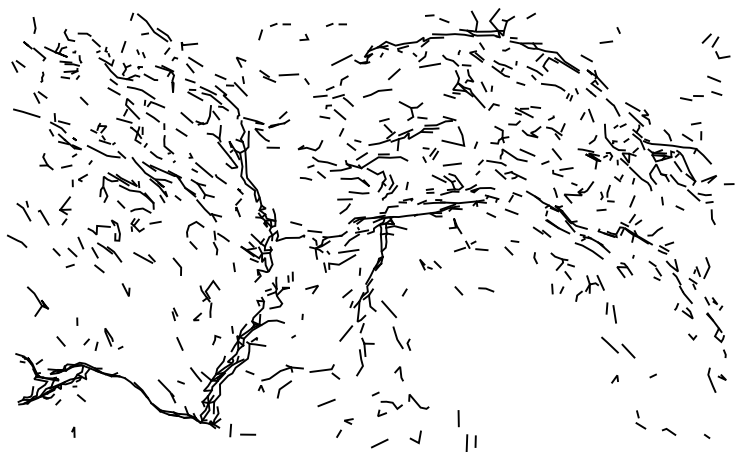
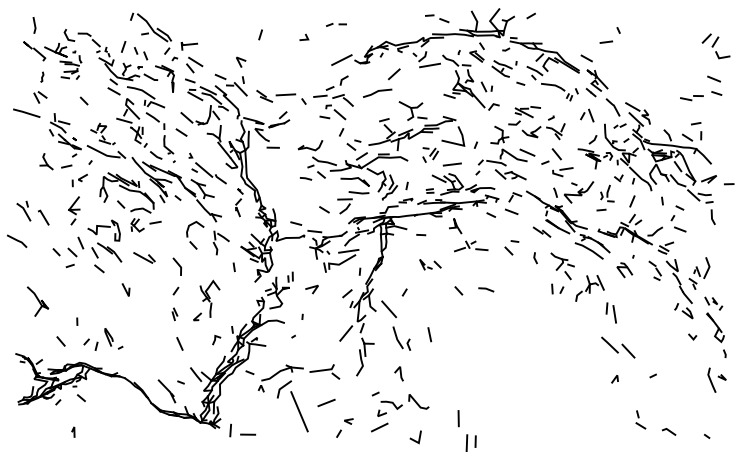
part: present -> none (280, 24)
part size: 10x10 px -> 16x14 px (140, 53)
part: present -> none (18, 66)
part position: (284, 76) -> (281, 96) (281, 96)
line: none -> present (324, 209)
part position: (65, 210) -> (74, 210) (74, 210)
part: none -> present (678, 223)
line: none -> present (421, 235)
line: none -> present (175, 290)
line: none -> present (429, 334)
line: none -> present (299, 411)
line position: (379, 443) -> (379, 427) (379, 427)
